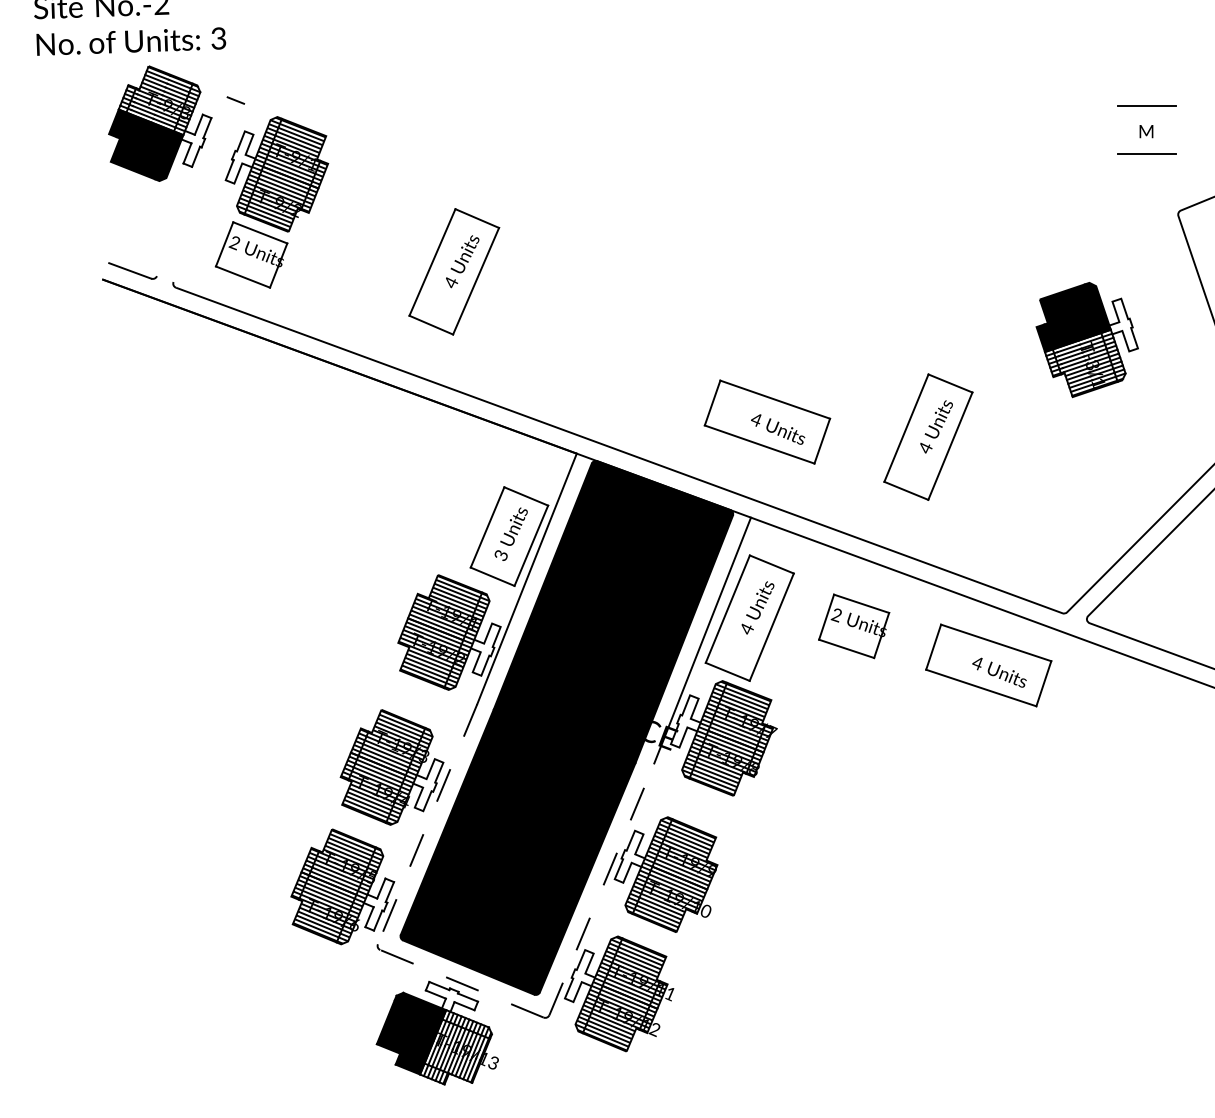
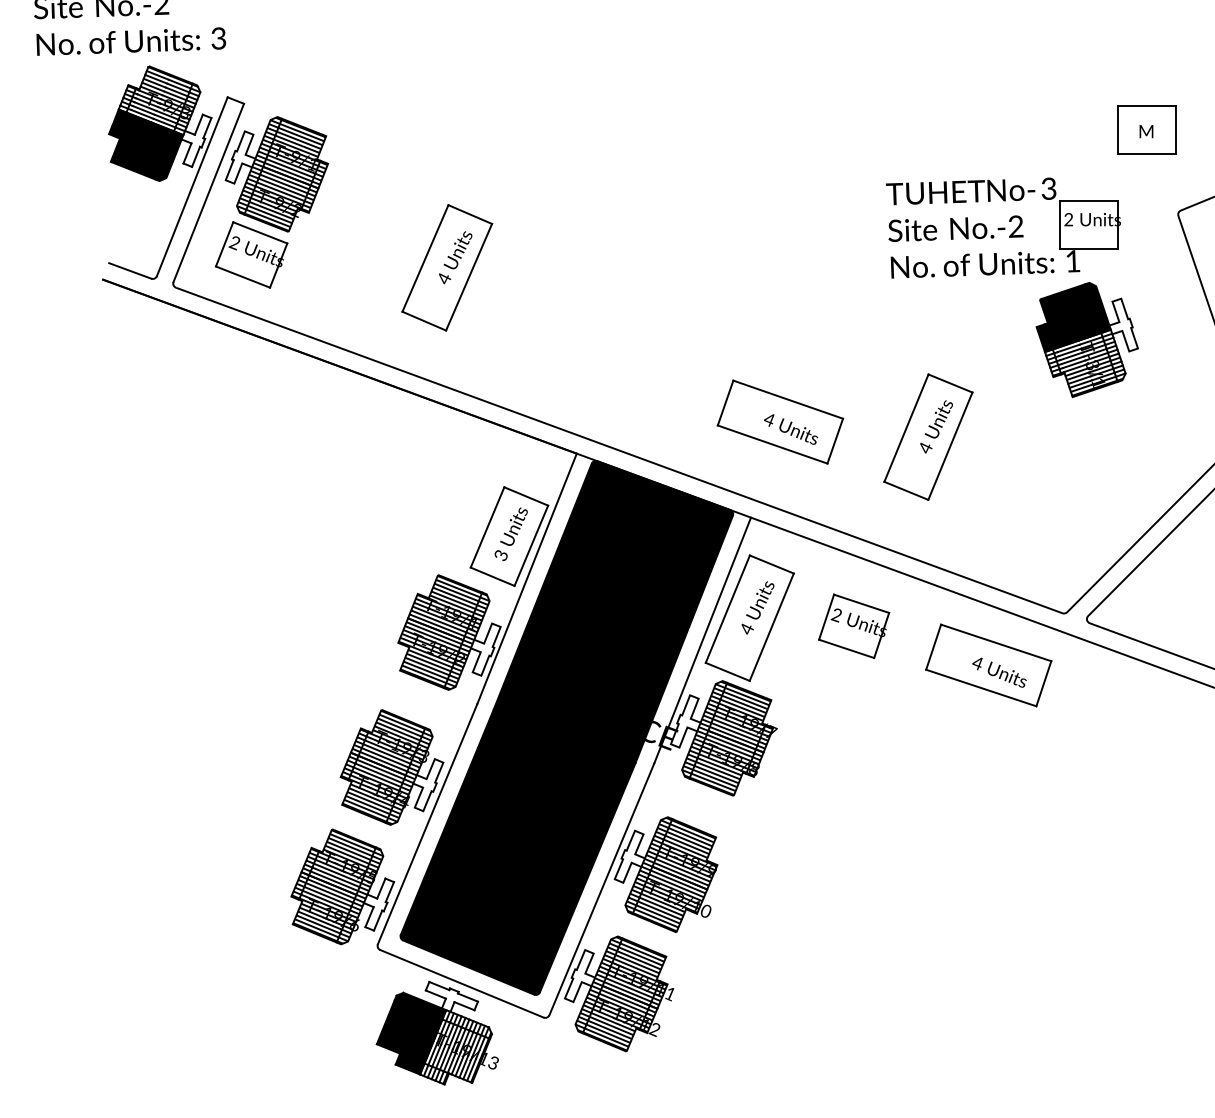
line: none -> present (1118, 129)
line: none -> present (1176, 129)
line: none -> present (191, 186)
line: none -> present (208, 192)
part: none -> present (1003, 227)
part position: (454, 271) -> (447, 267) (447, 267)
part position: (767, 421) -> (780, 421) (780, 421)
line: dashed -> solid (427, 824)
line: dashed -> solid (602, 888)
line: dashed -> solid (461, 983)
